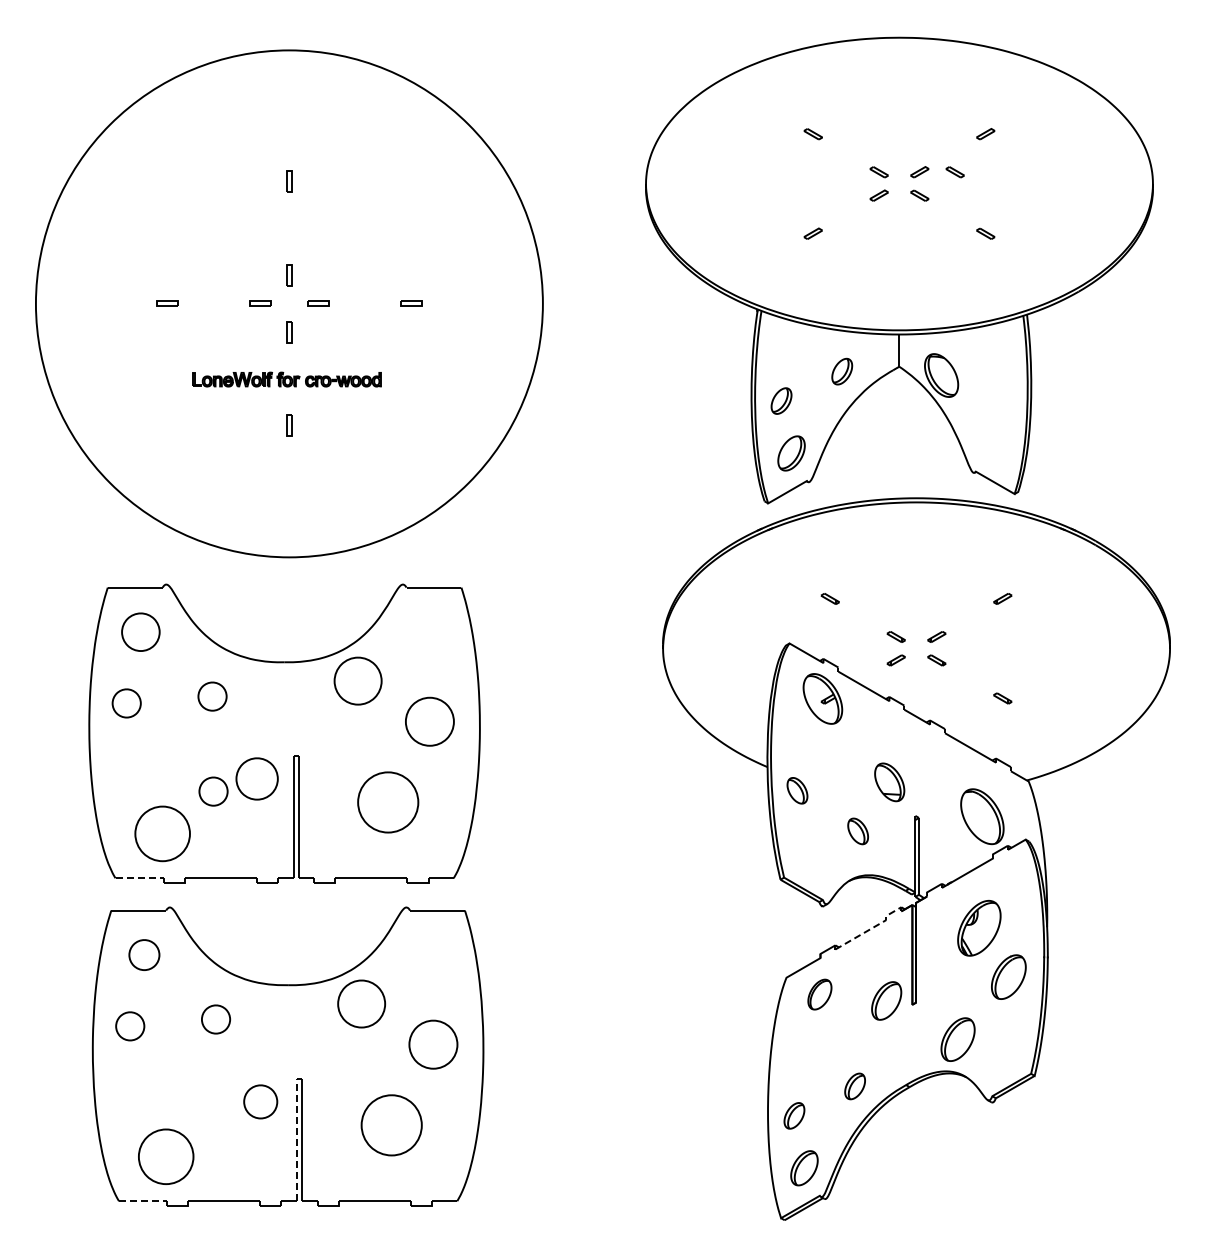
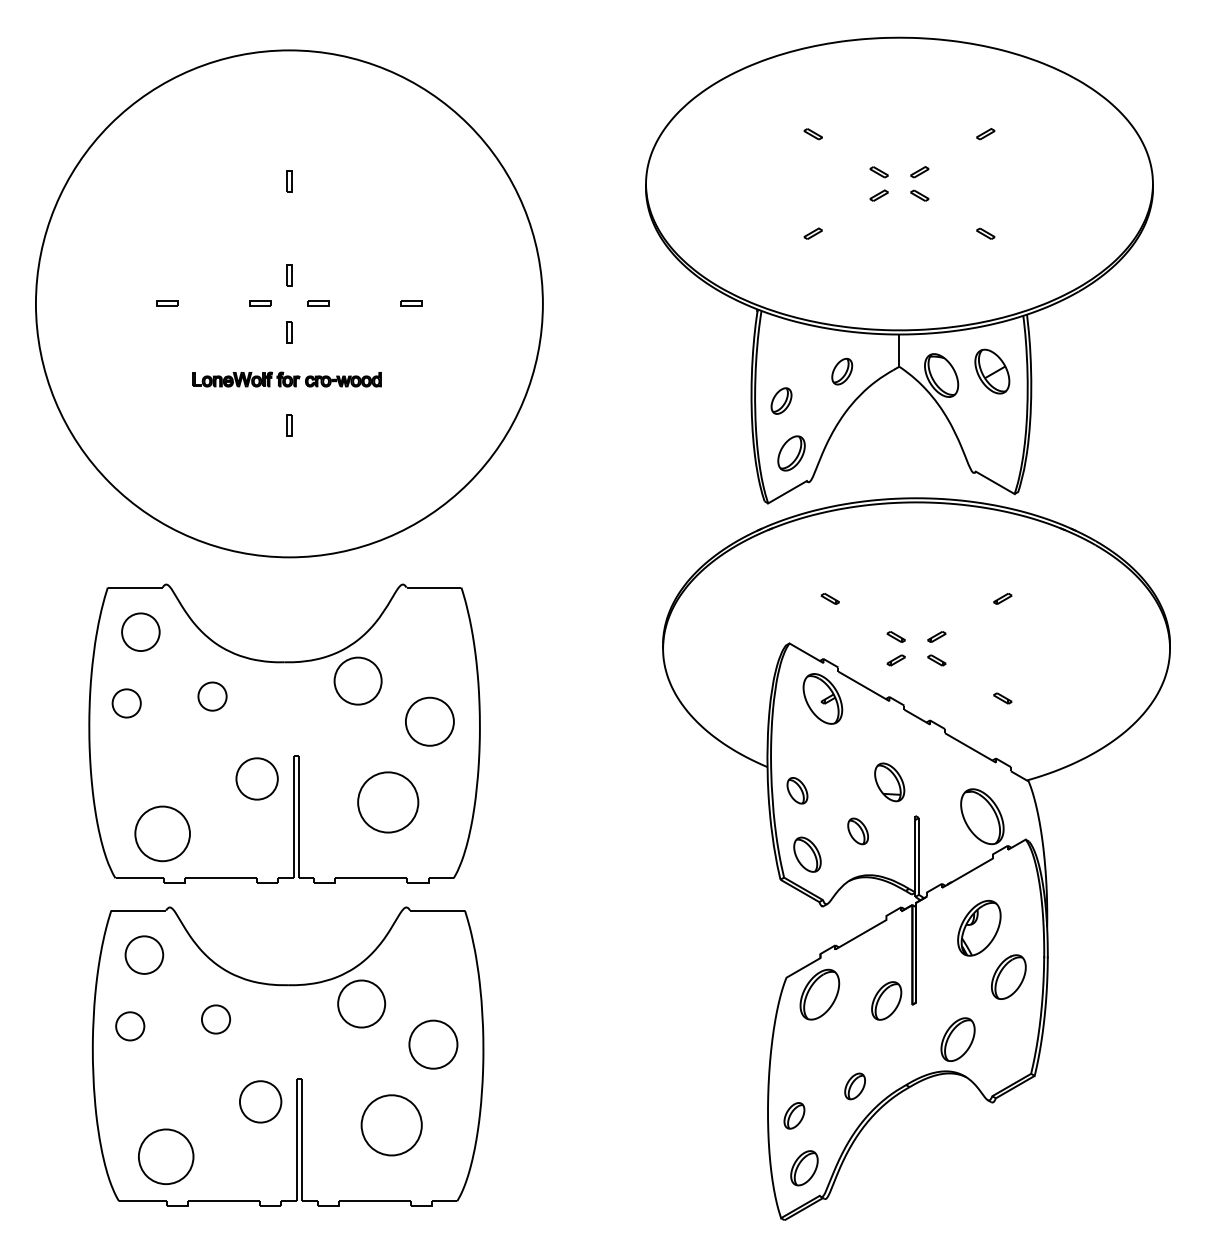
part: present -> none (954, 172)
part: none -> present (992, 371)
part: present -> none (213, 791)
part: none -> present (807, 854)
line: dashed -> solid (139, 878)
line: dashed -> solid (871, 928)
part size: 33x32 px -> 41x40 px (144, 954)
part size: 26x33 px -> 42x53 px (819, 994)
part size: 36x36 px -> 44x44 px (260, 1101)
line: dashed -> solid (297, 1139)
line: dashed -> solid (143, 1201)
